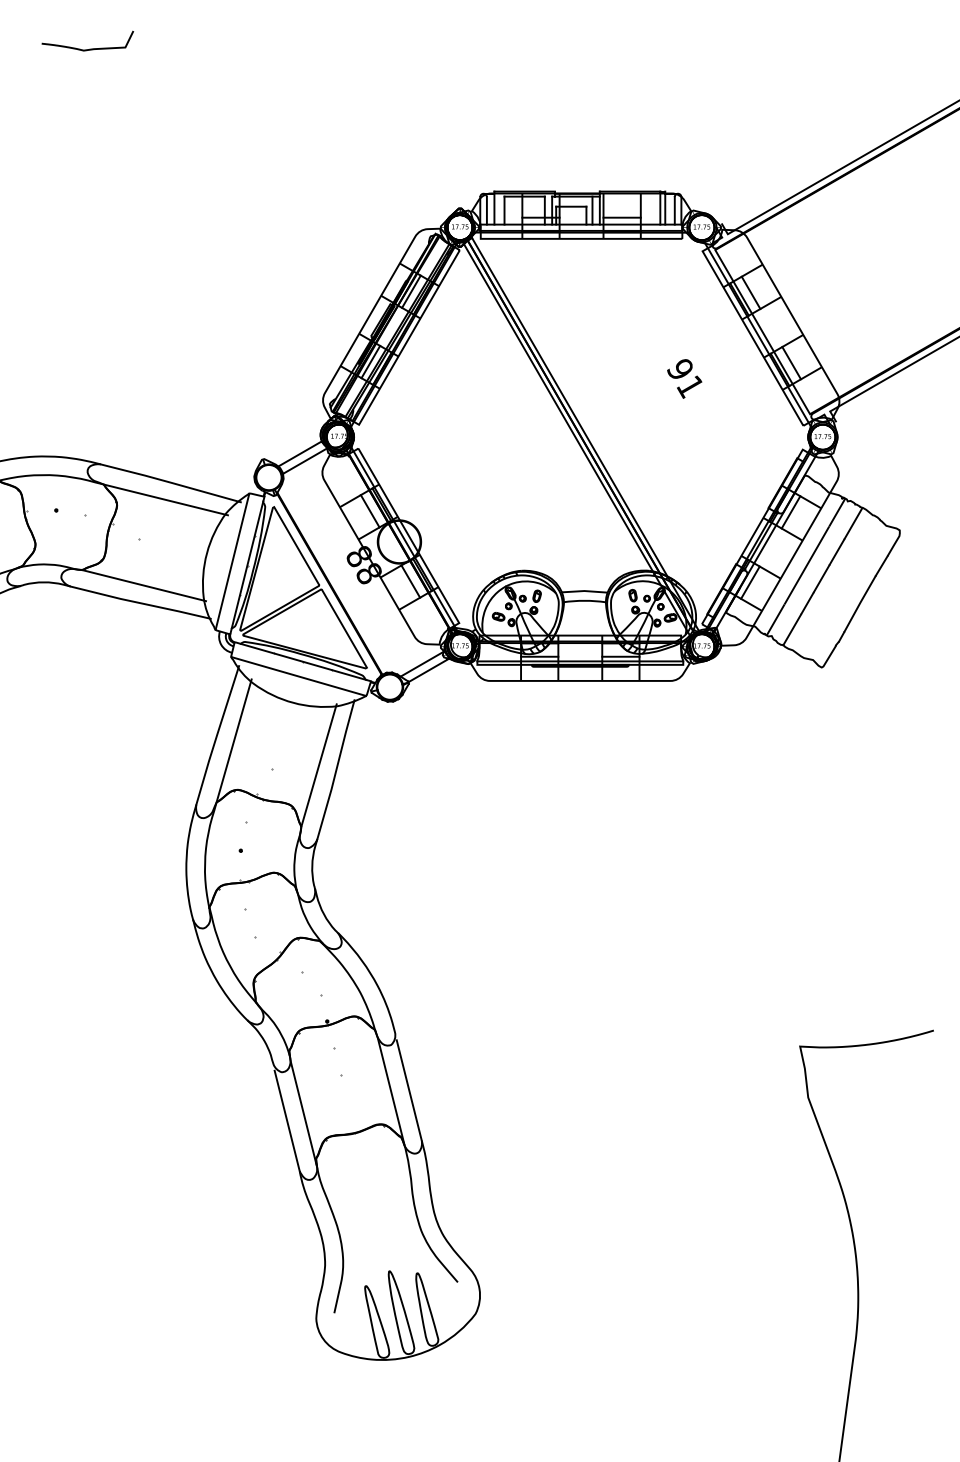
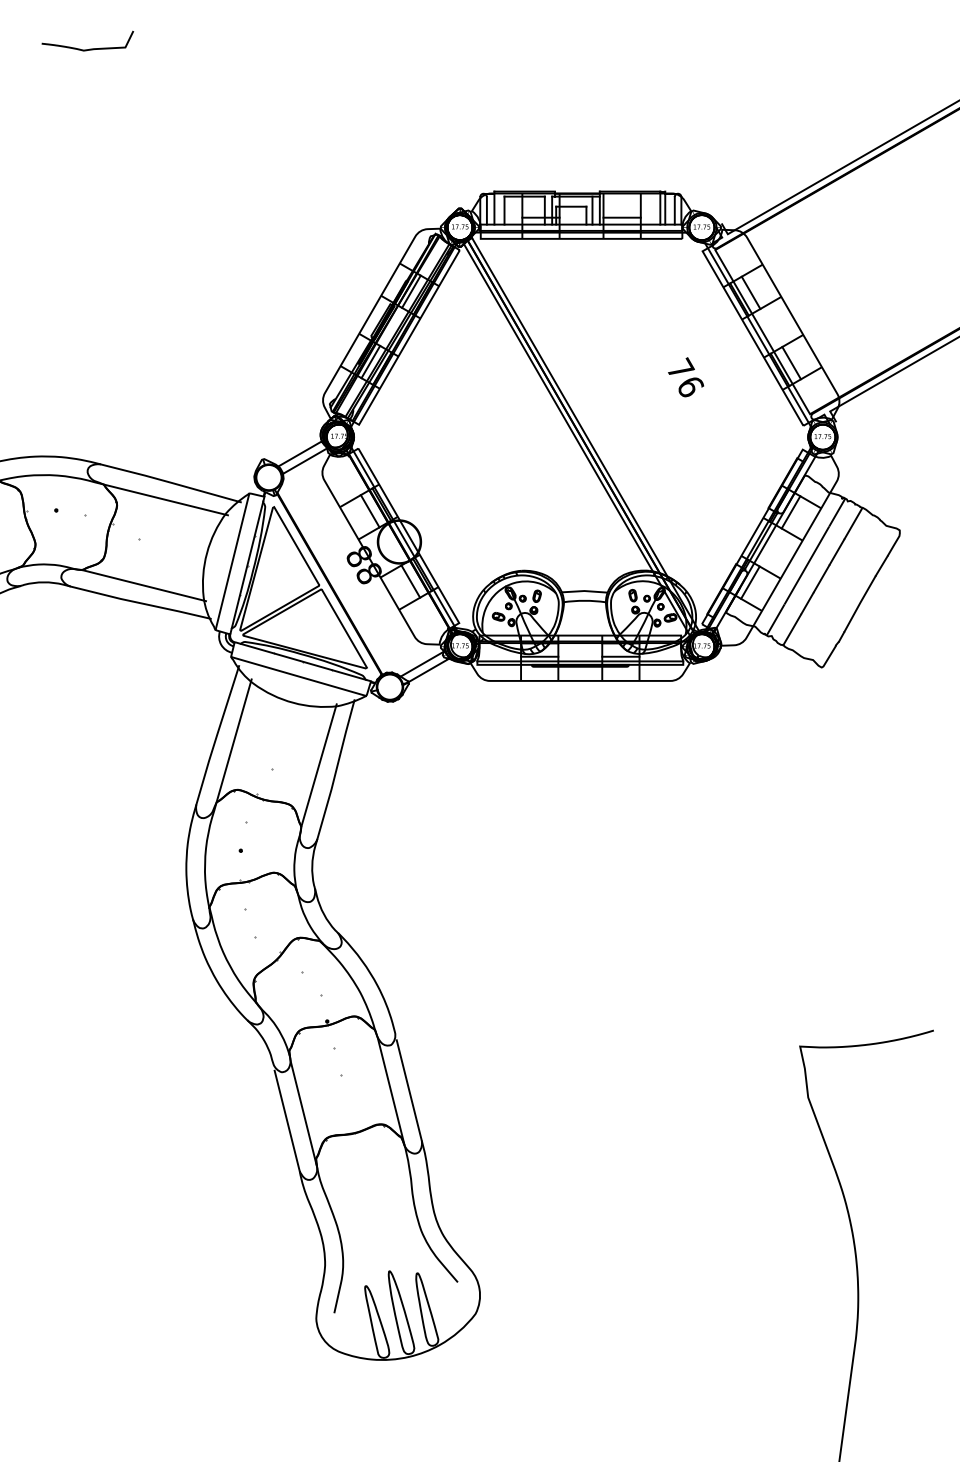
text: 91 -> 76 (685, 377)
